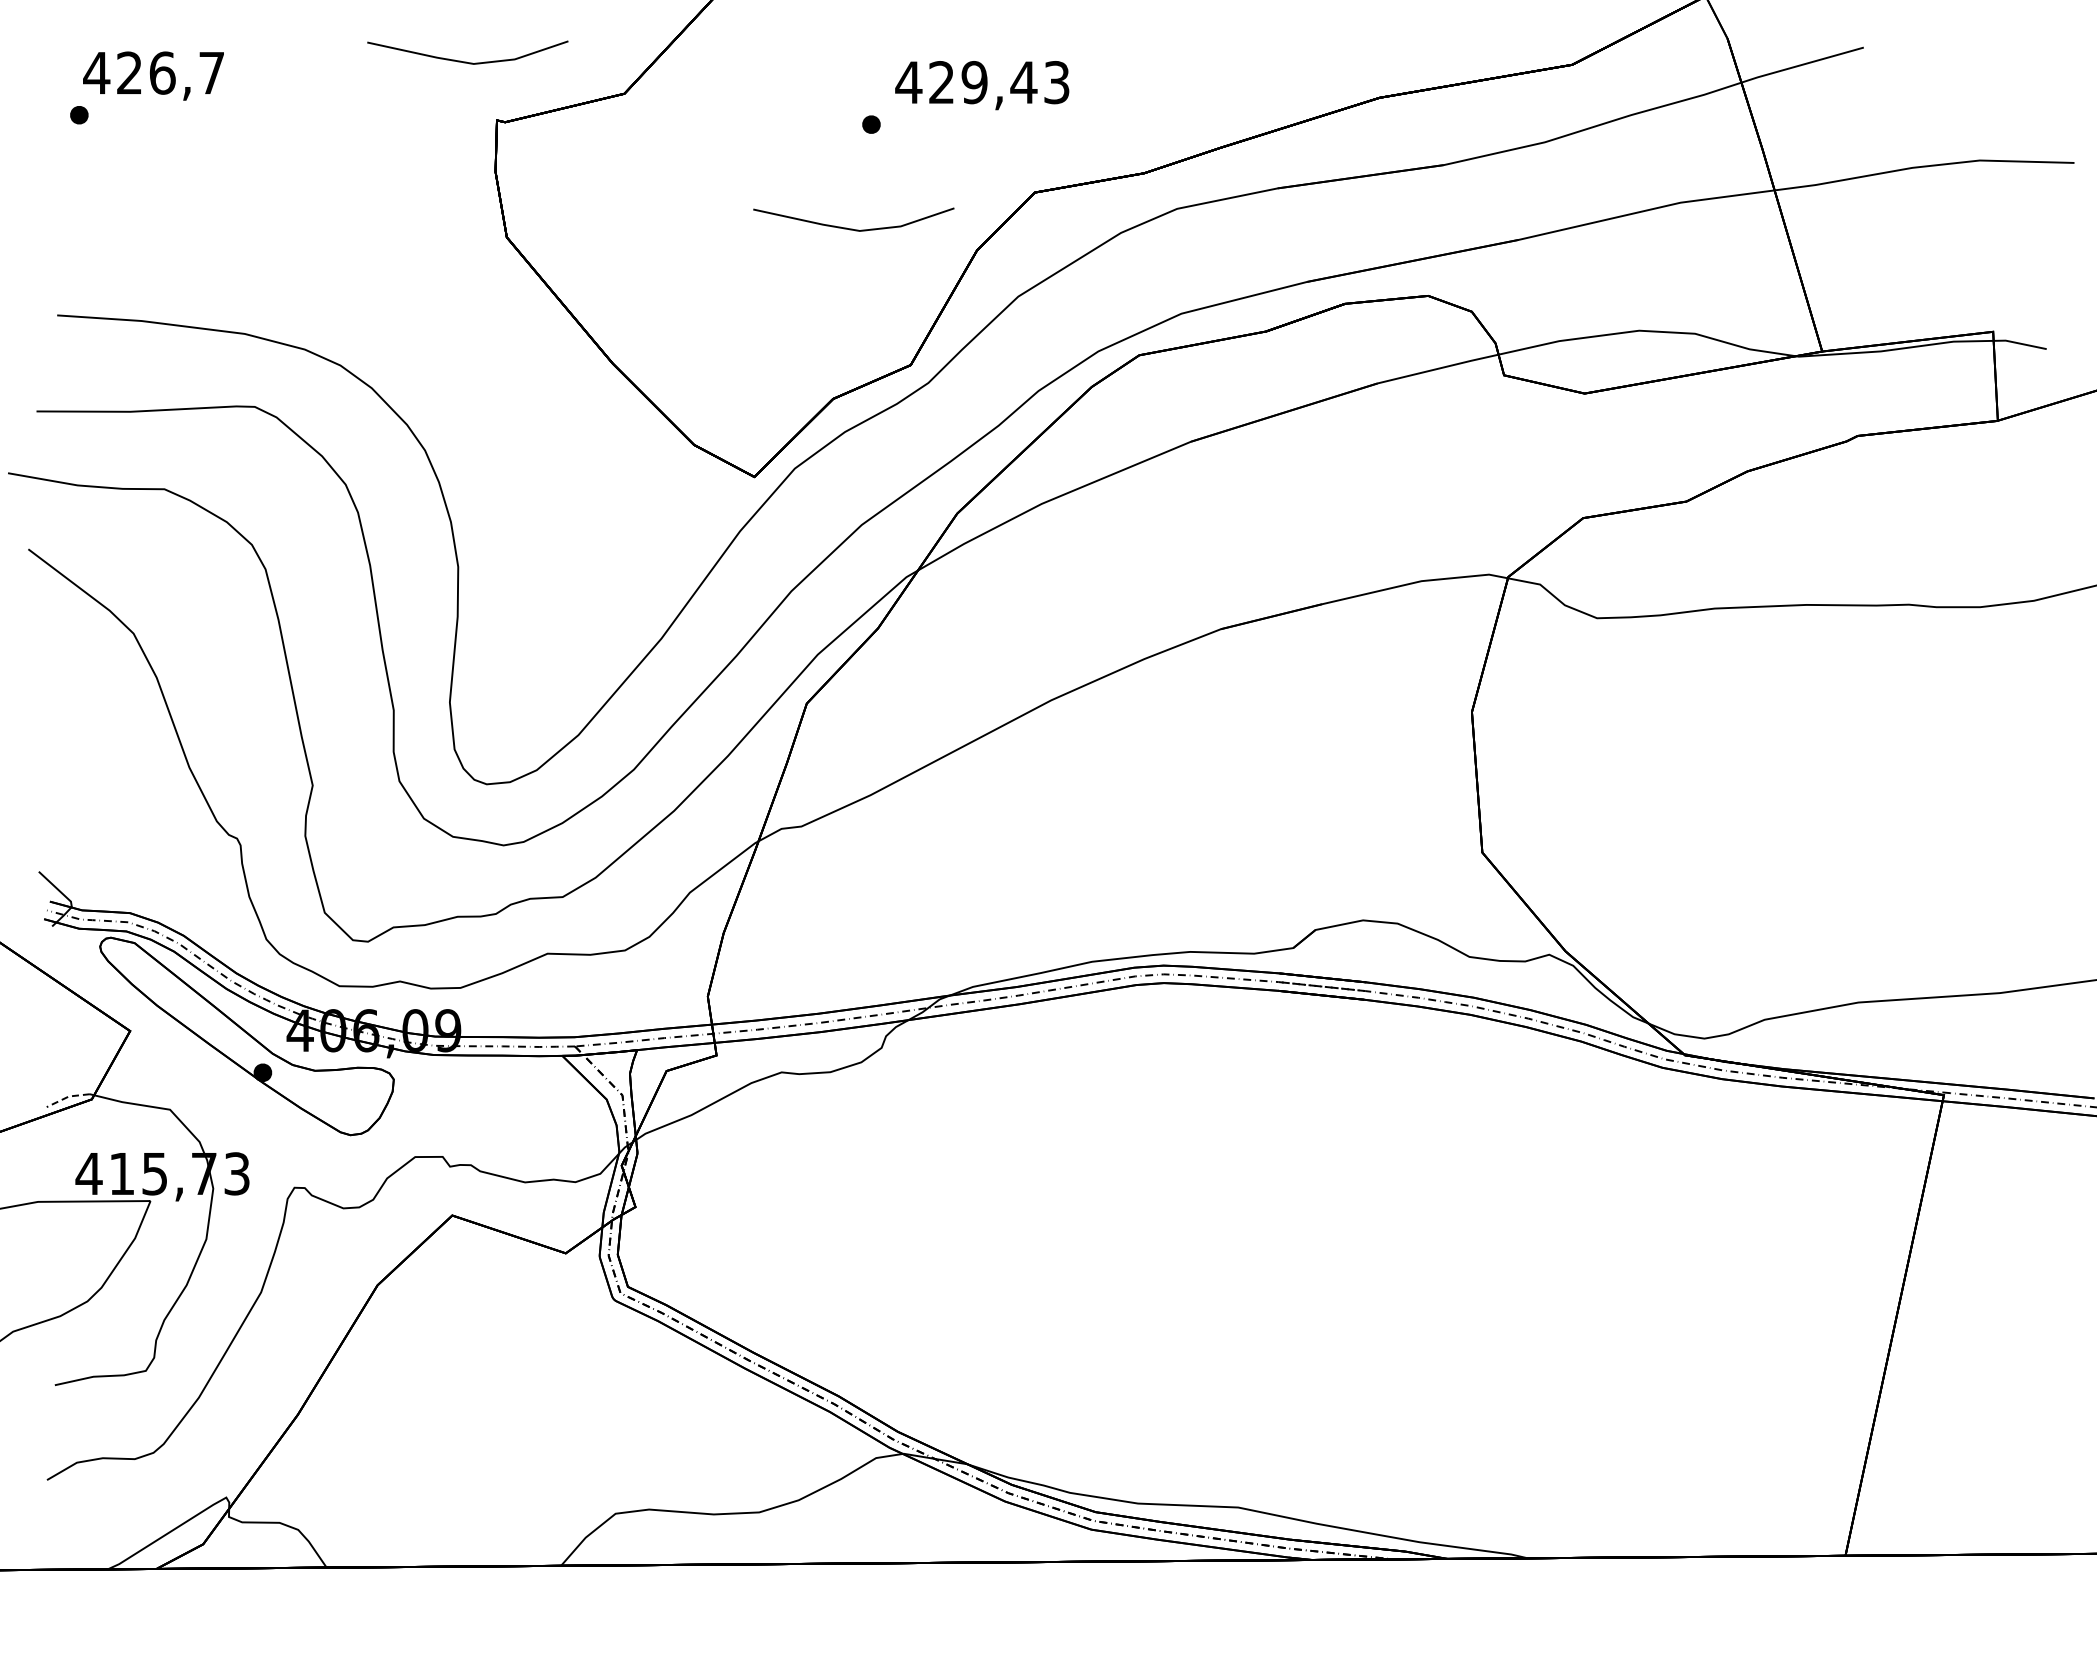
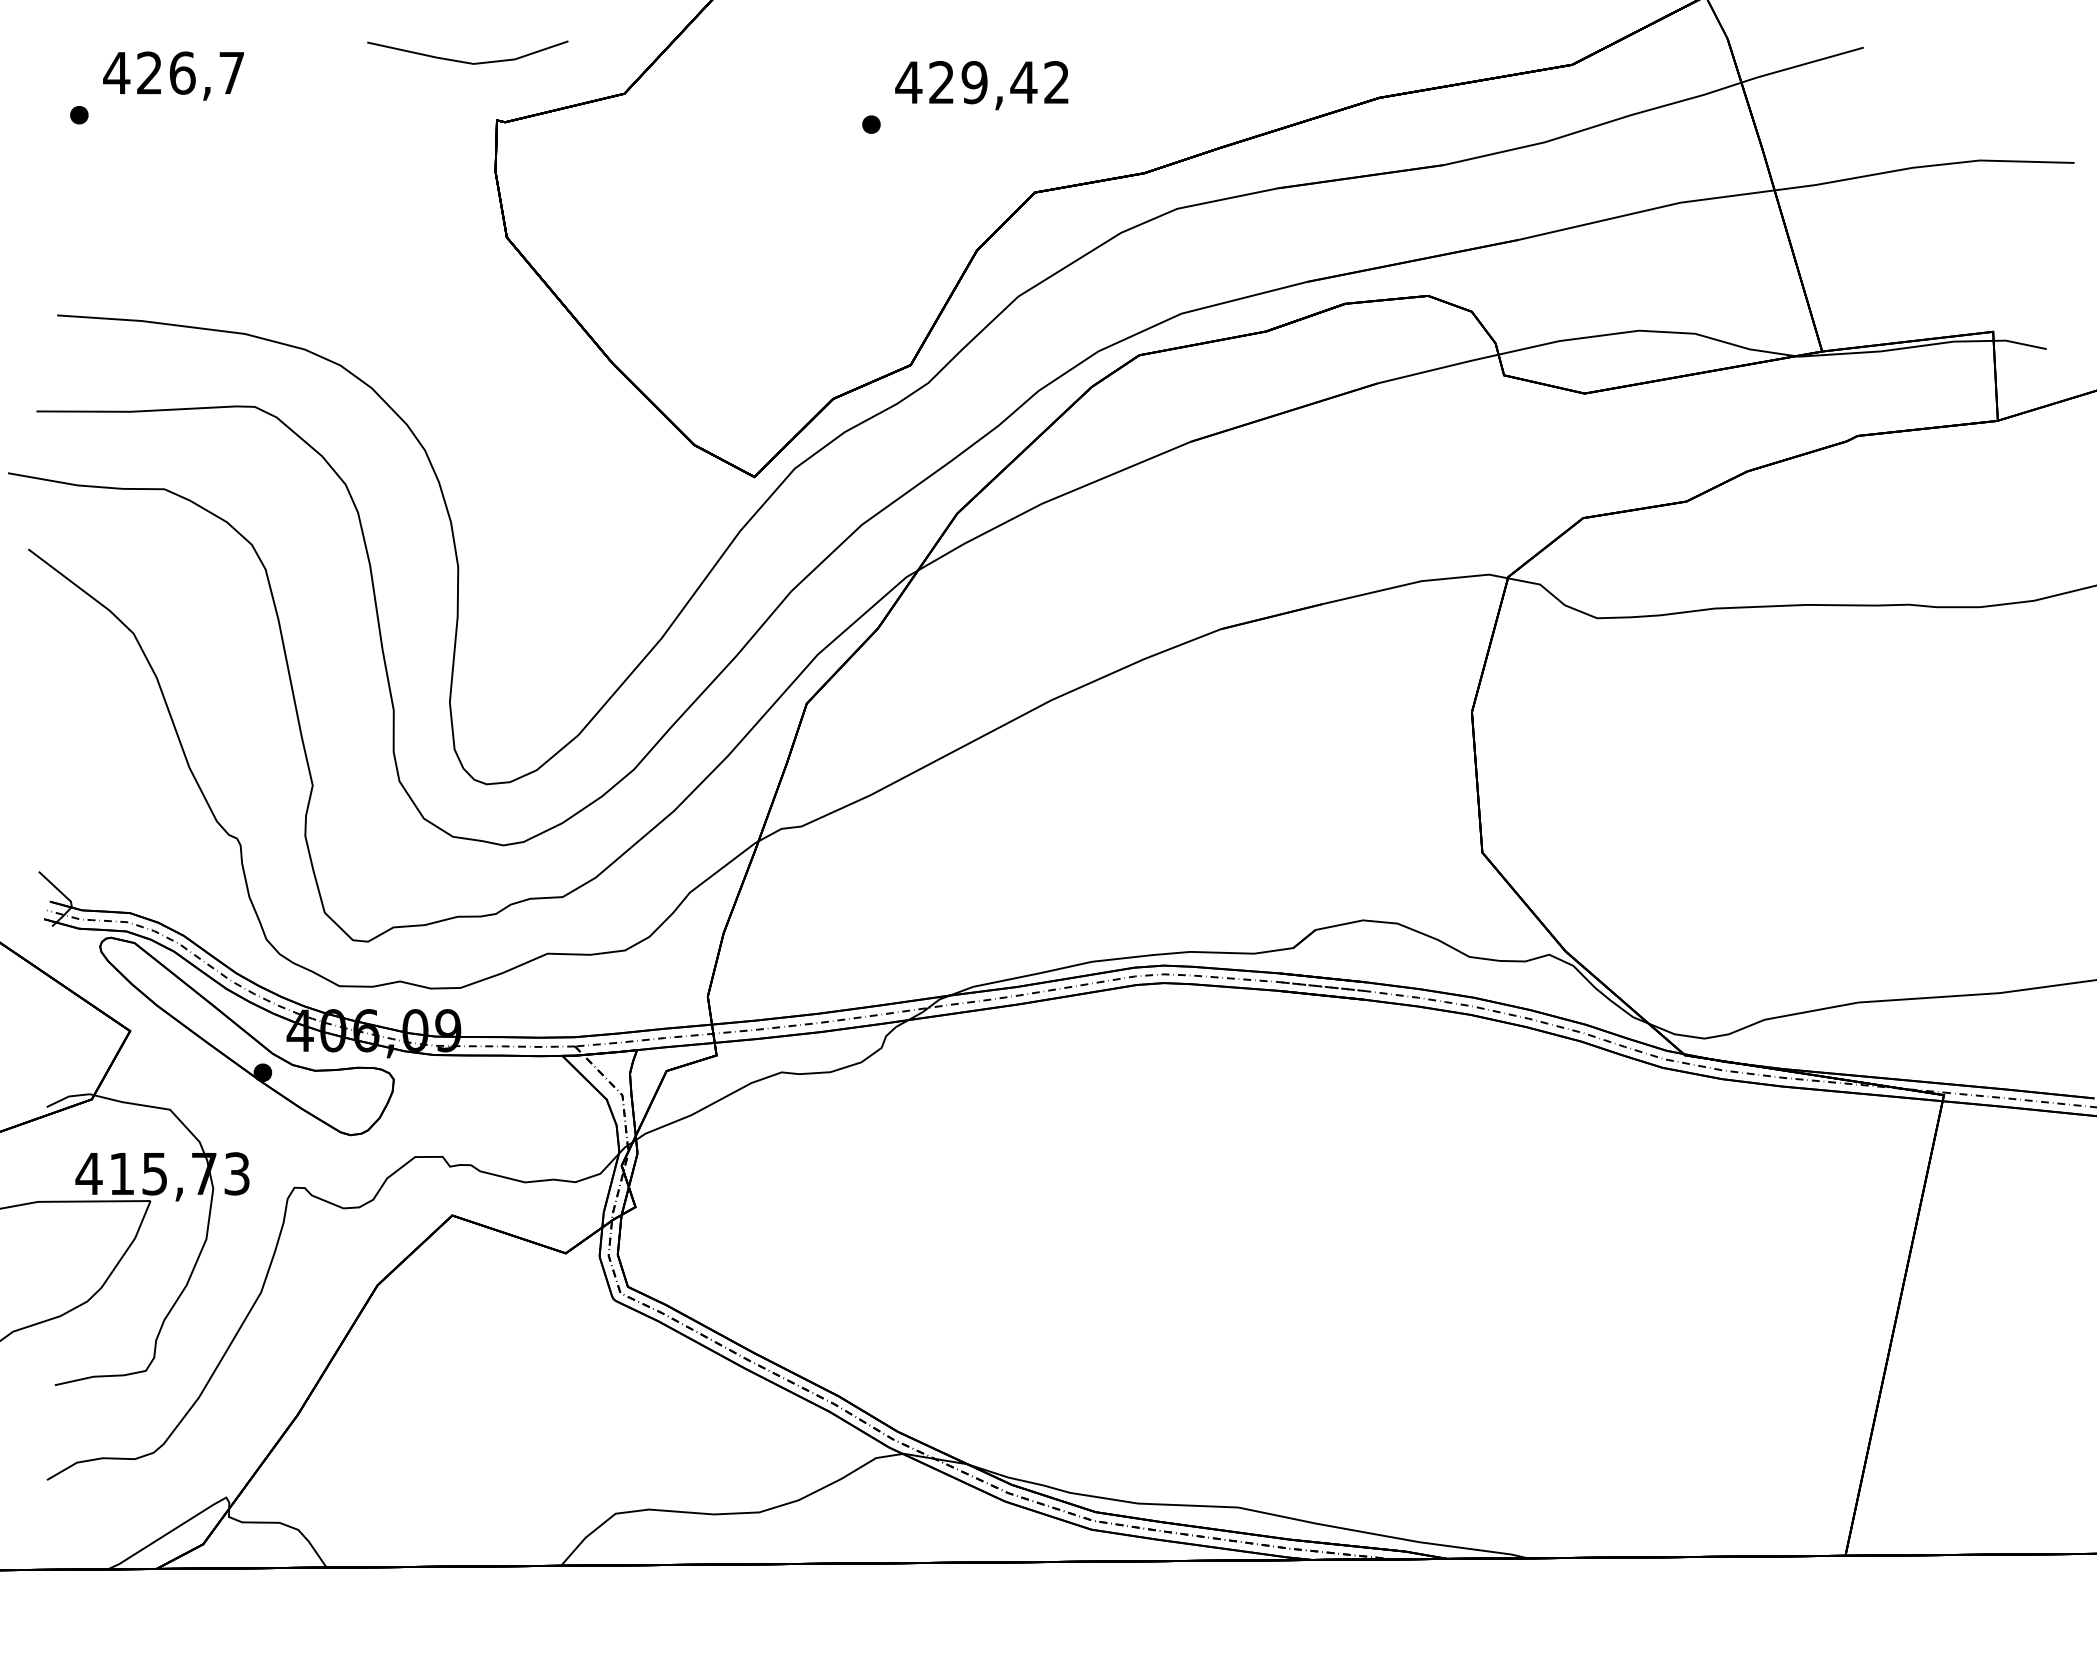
text position: (153, 75) -> (173, 75) (173, 75)
text: 429,43 -> 429,42 (1056, 82)
line: present -> none (852, 228)
line: dashed -> solid (68, 1096)
